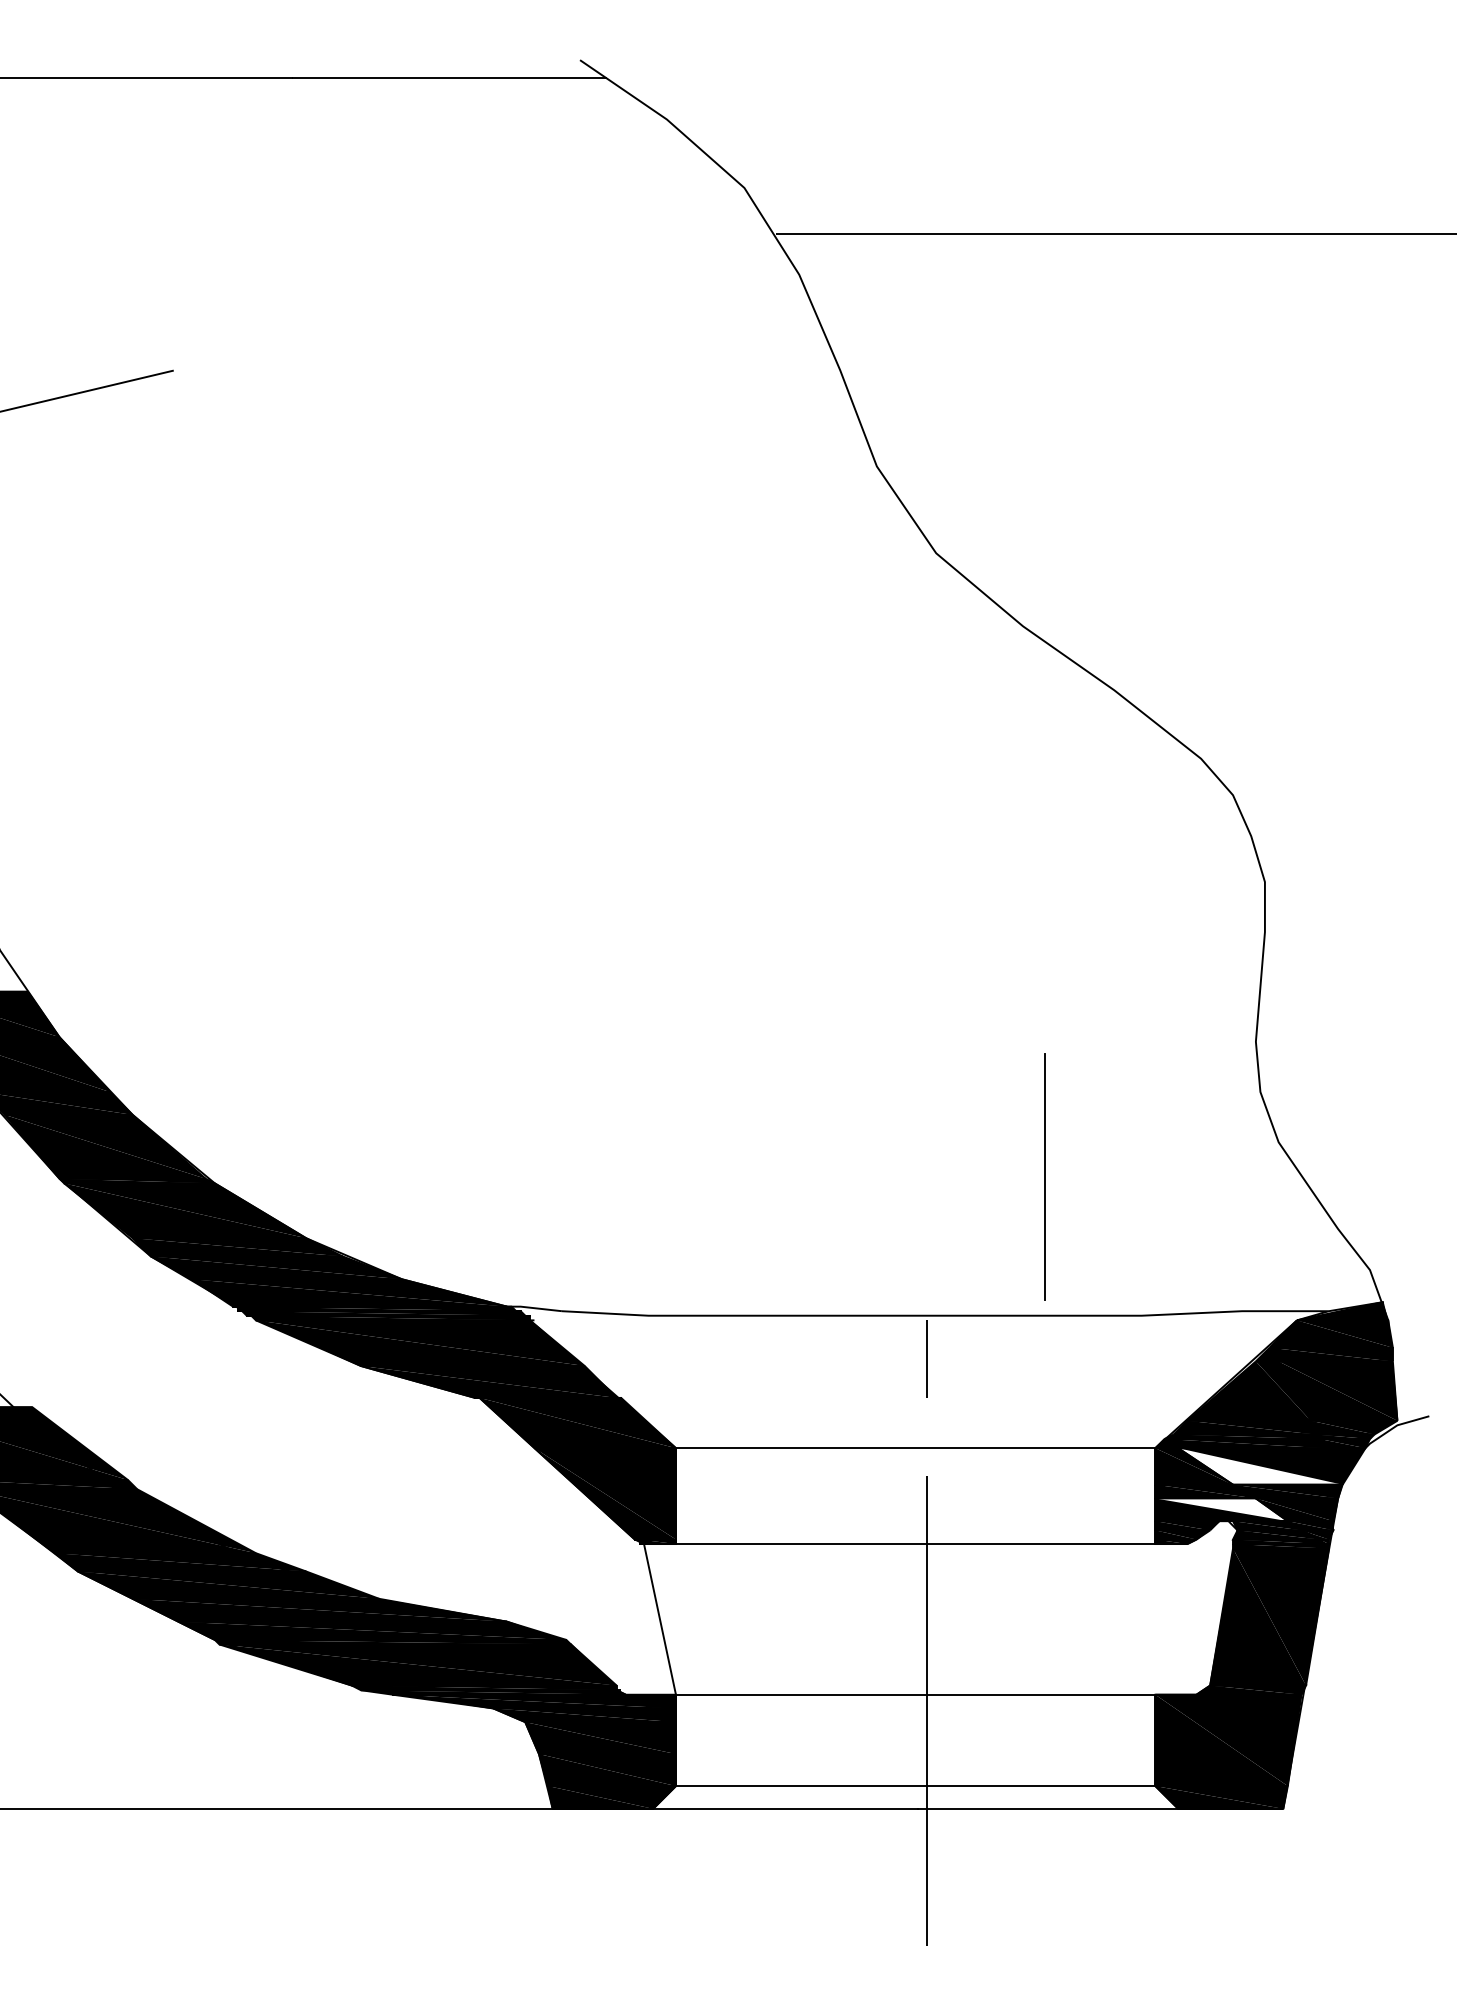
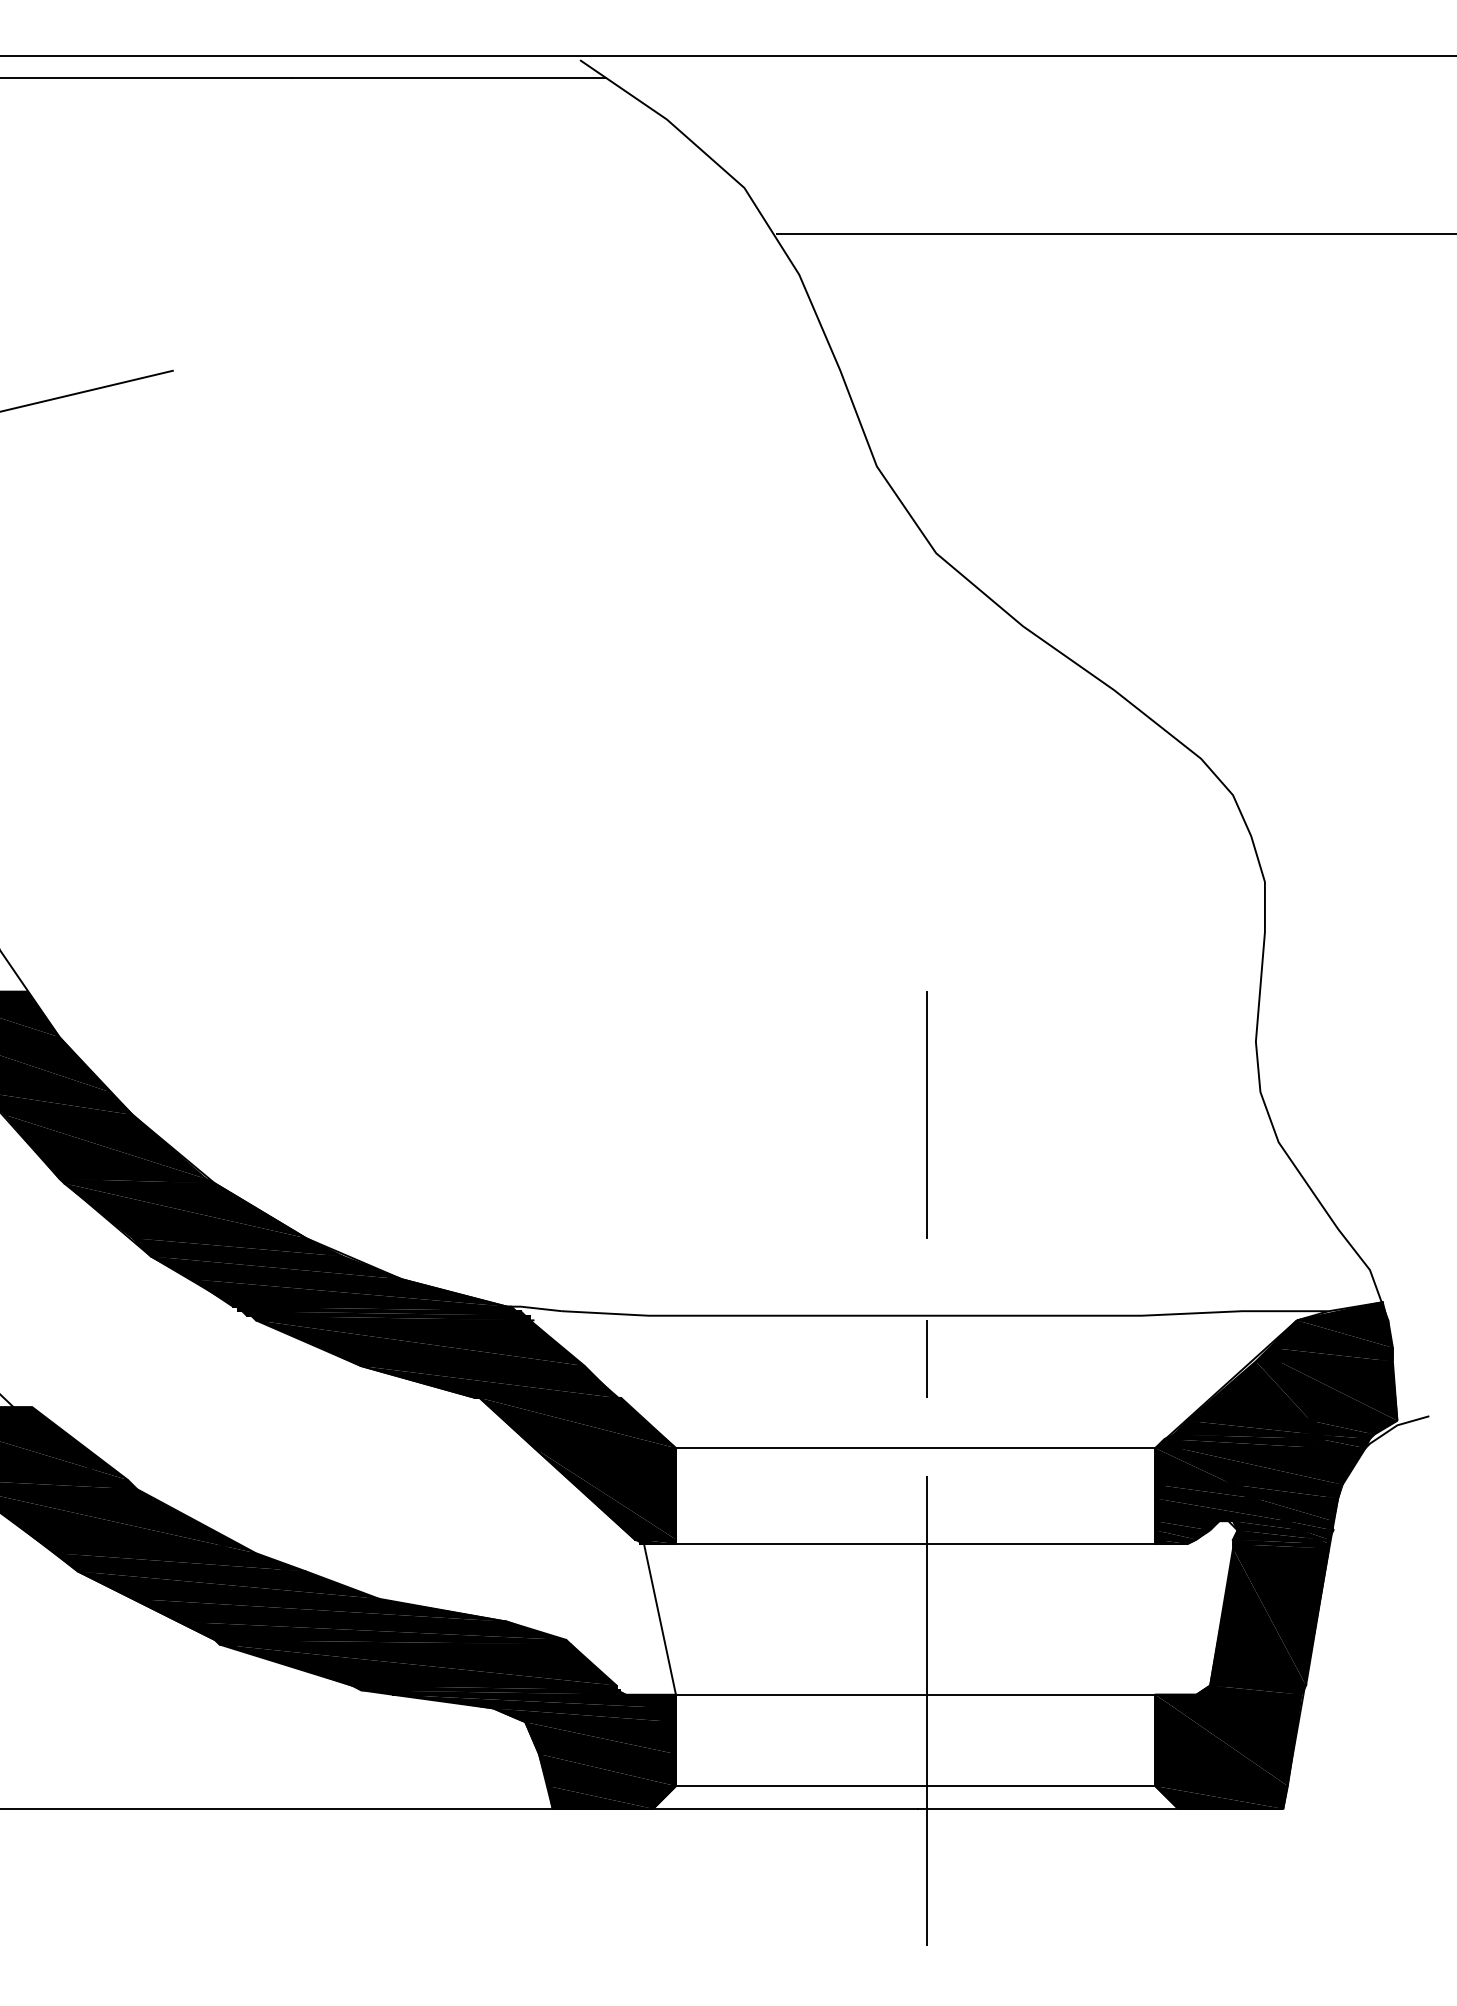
line: none -> present (727, 55)
line position: (1044, 1176) -> (926, 1114) (926, 1114)
fill: none -> present (1260, 1466)
fill: none -> present (1221, 1509)
